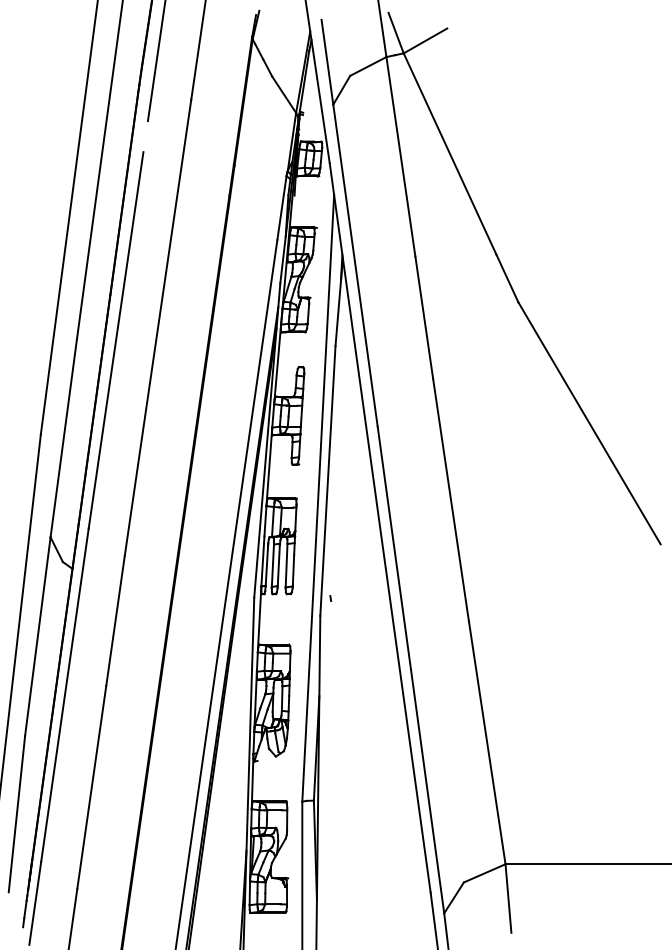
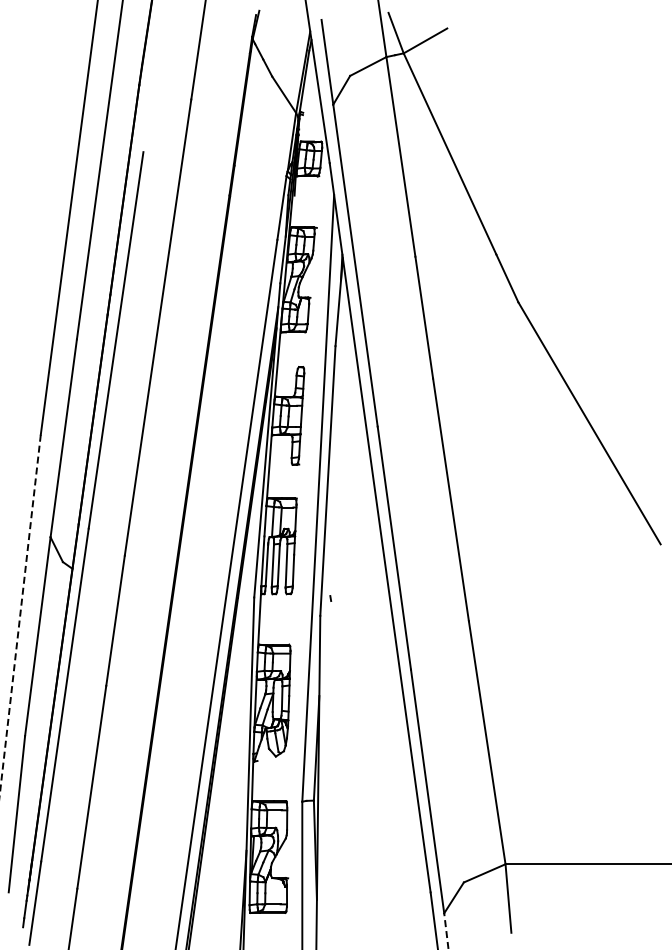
line: present -> none (156, 61)
line: solid -> dashed (20, 614)
line: solid -> dashed (446, 931)
